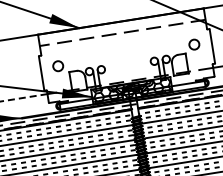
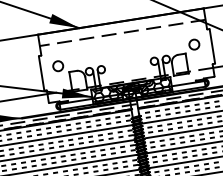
line: dashed -> solid (23, 97)
